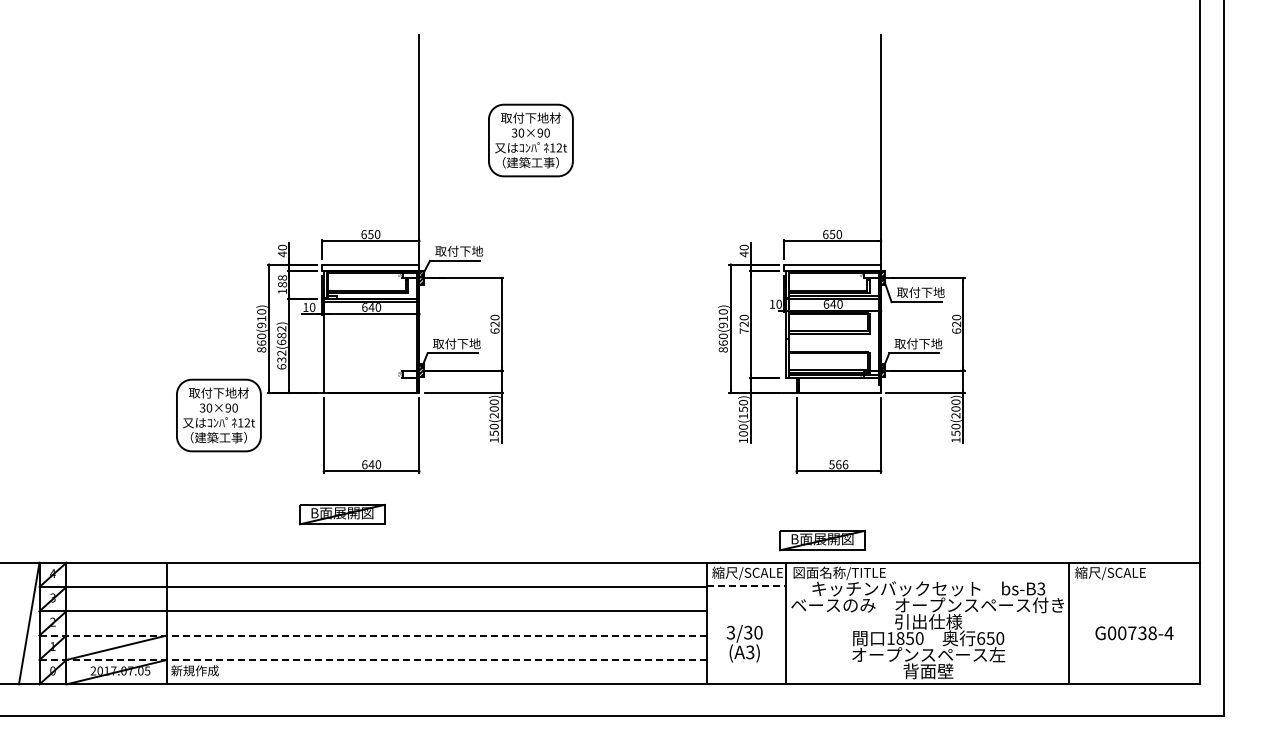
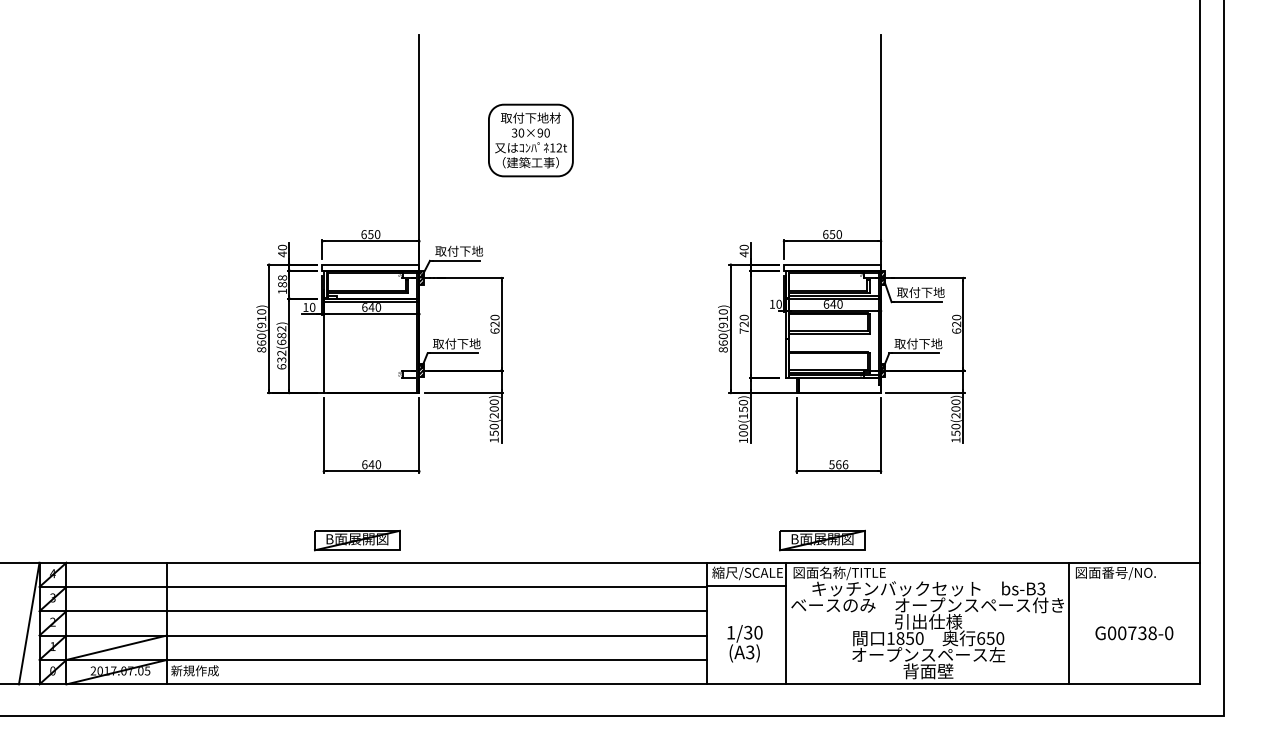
part: present -> none (218, 415)
part position: (342, 514) -> (357, 540) (357, 540)
text: 縮尺/SCALE -> 図面番号/NO. (1115, 573)
line: dashed -> solid (746, 585)
text: 3/30 -> 1/30 (730, 632)
text: G00738-4 -> G00738-0 (1168, 633)
line: dashed -> solid (373, 635)
line: dashed -> solid (373, 659)
